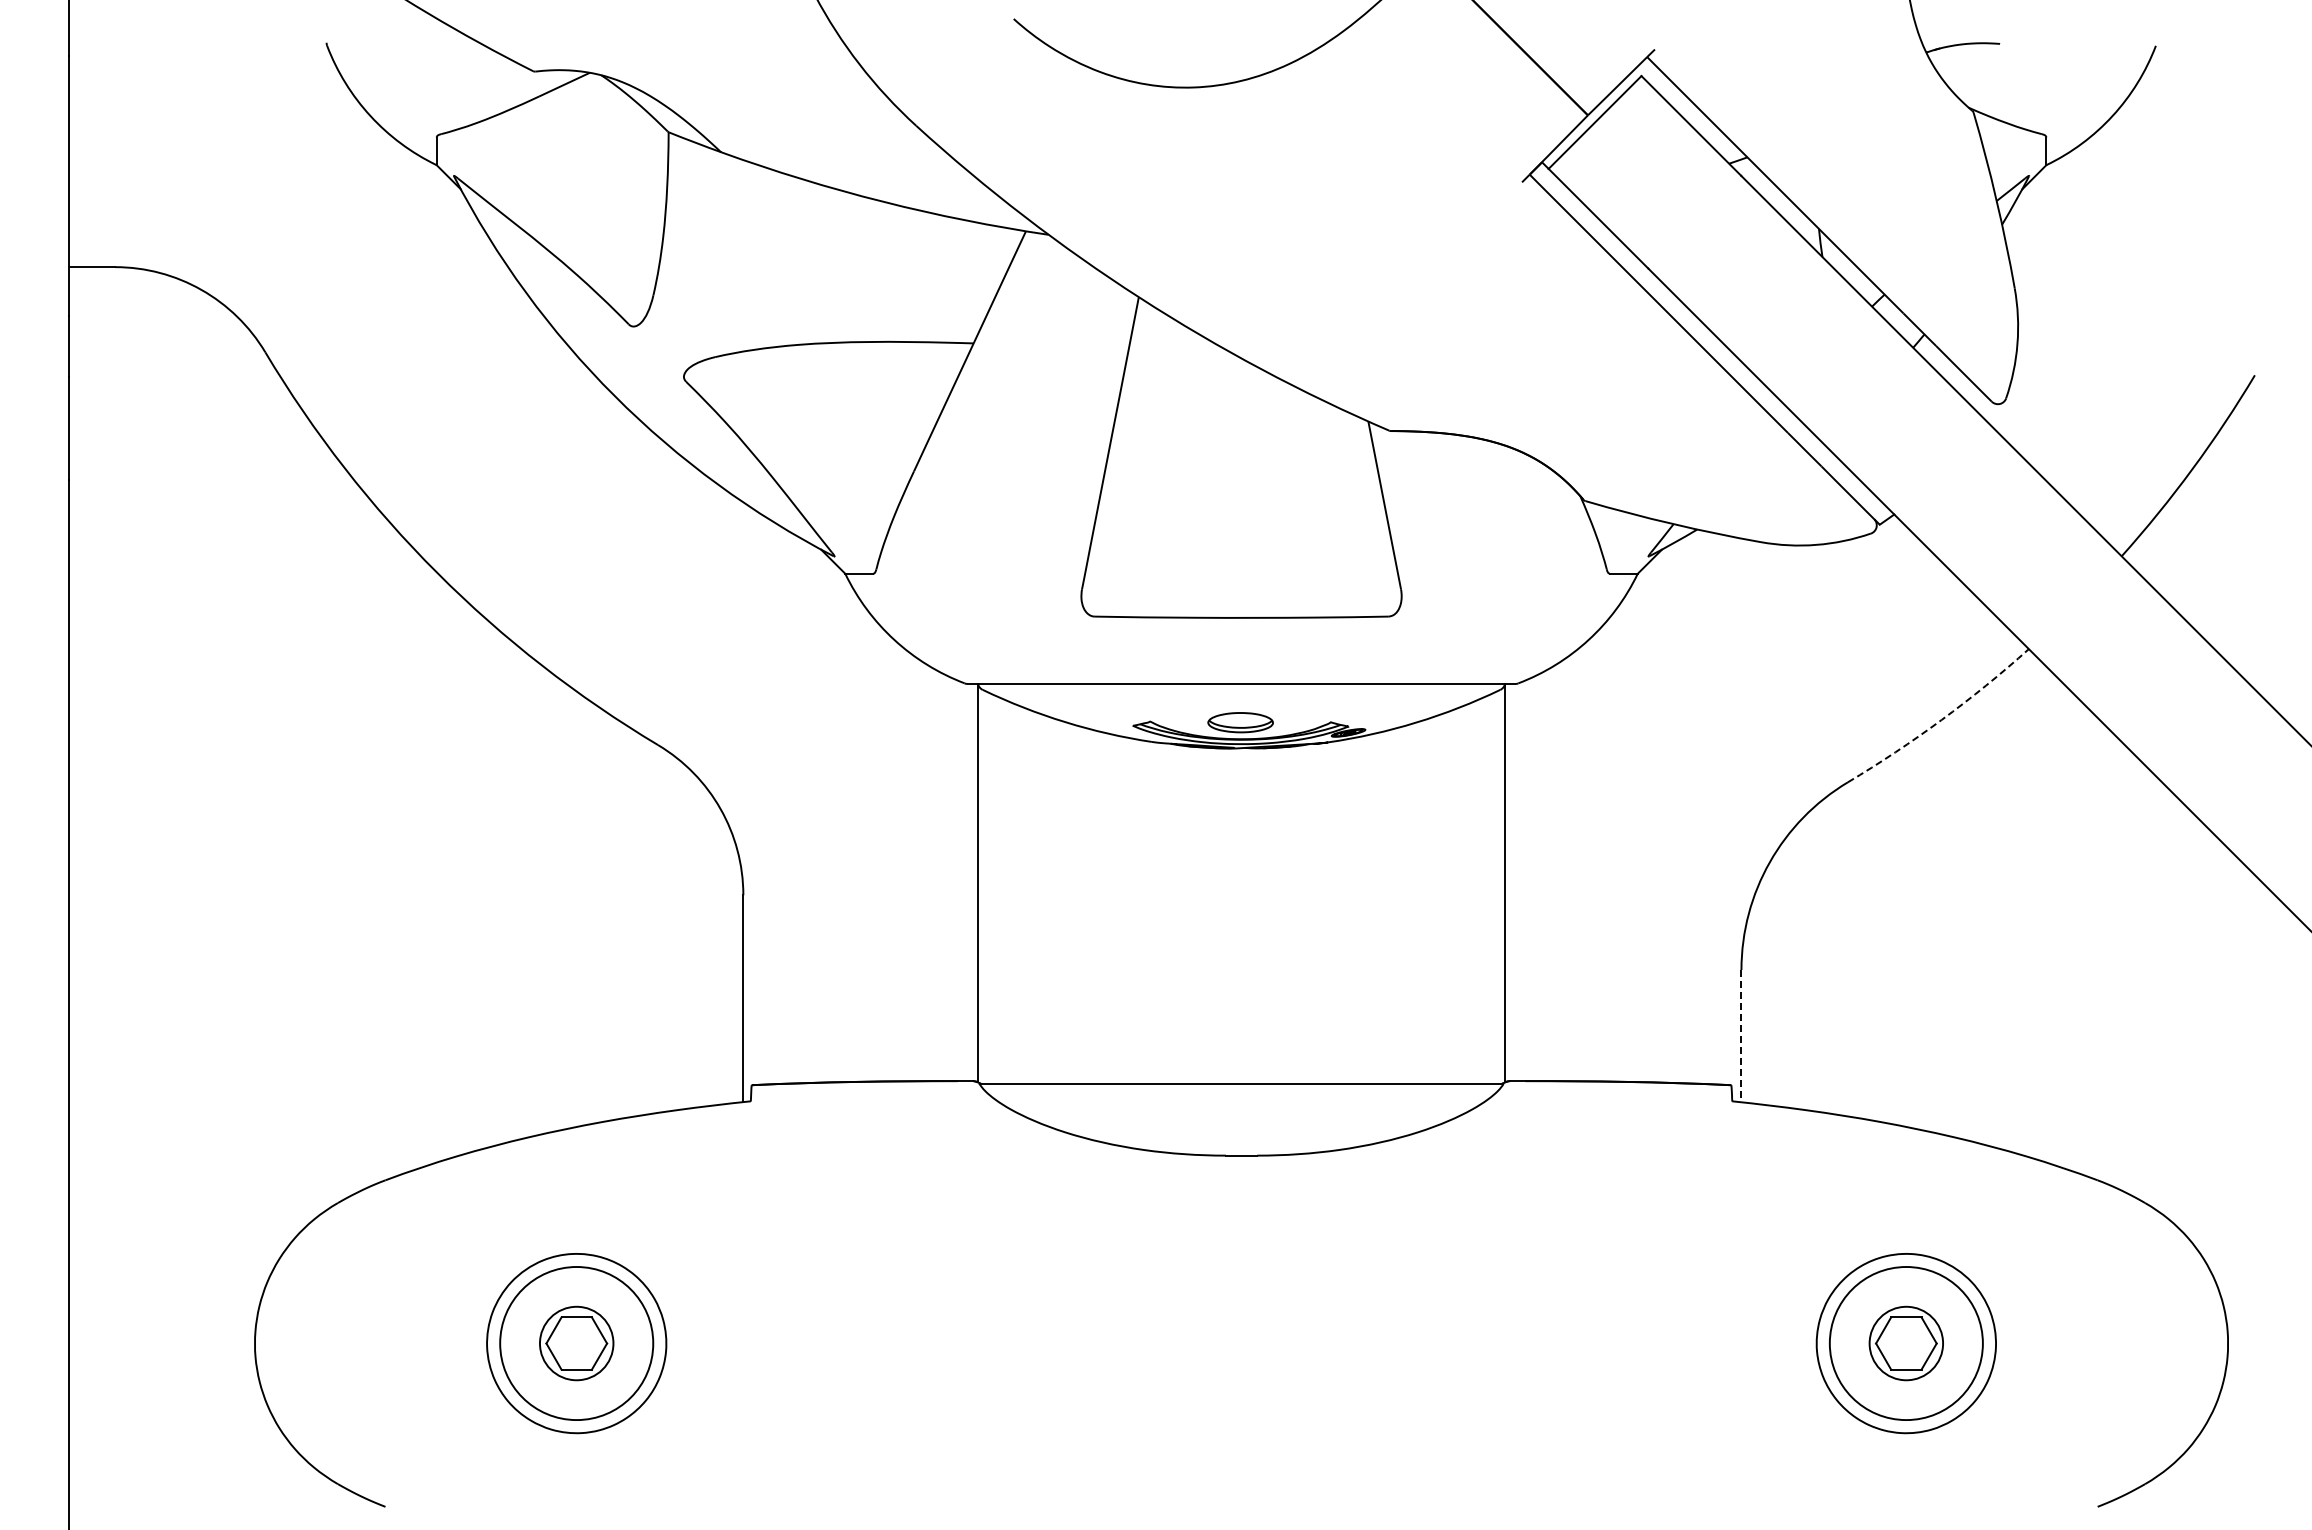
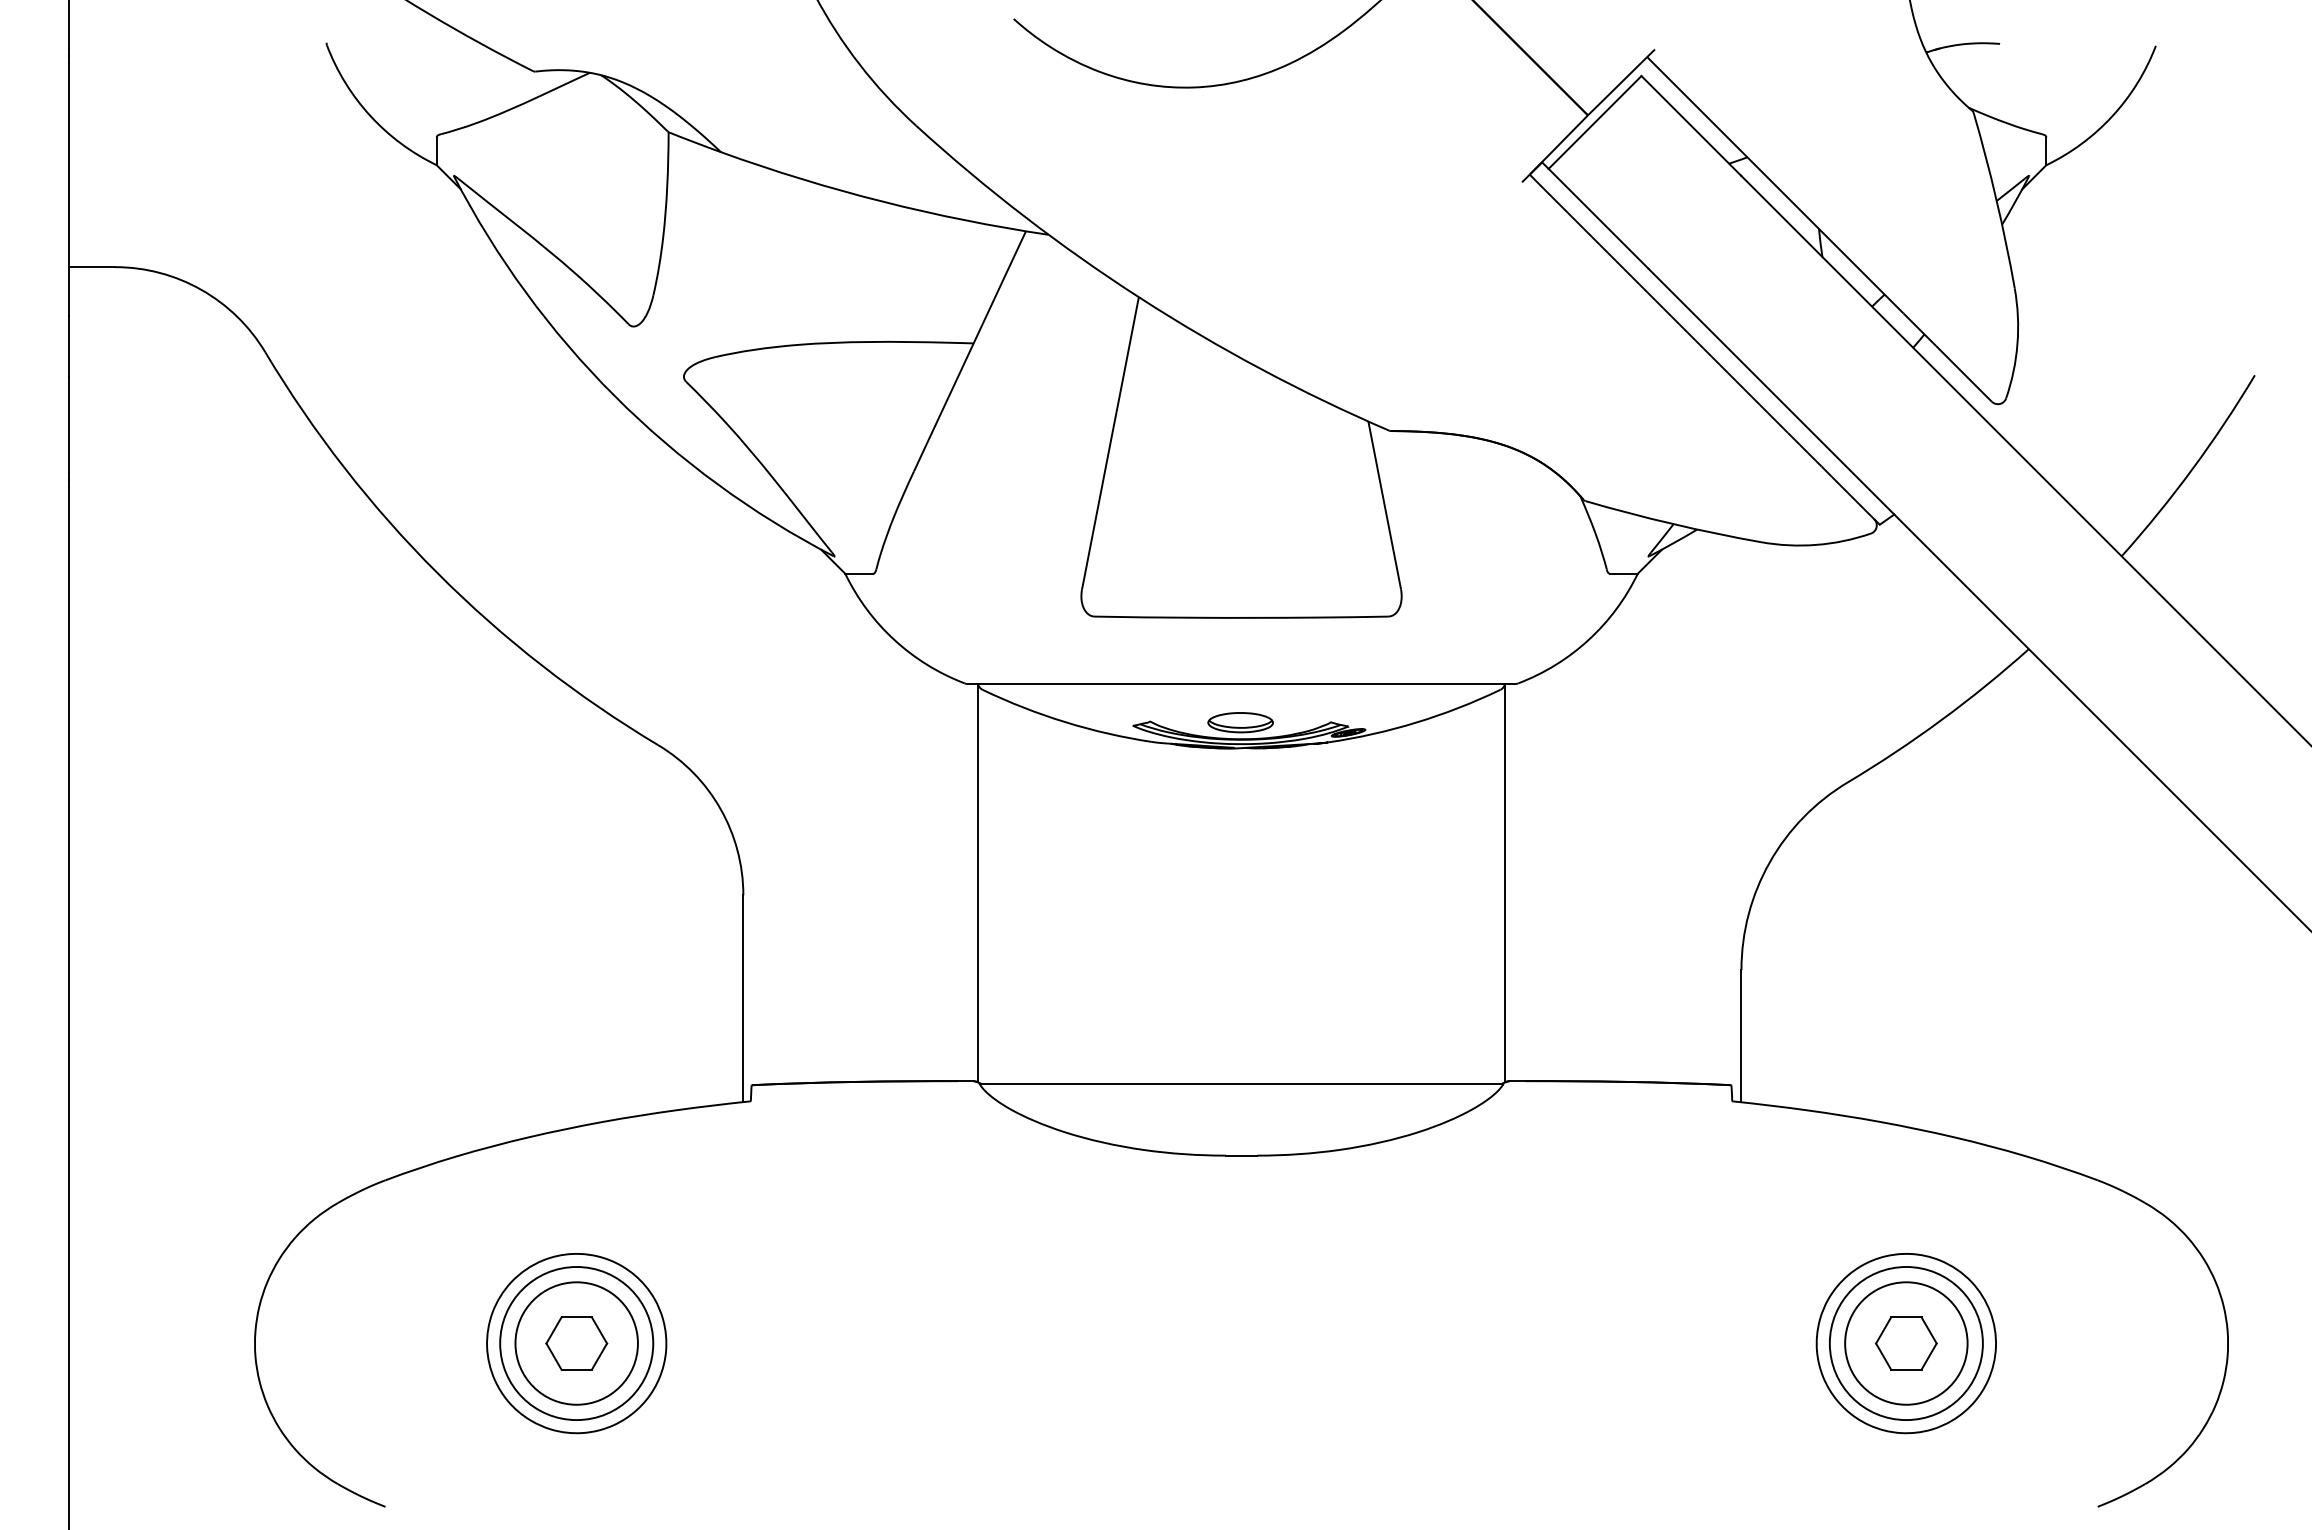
arc: dashed -> solid (1941, 720)
line: dashed -> solid (1741, 1036)
circle diameter: 73 px -> 122 px (576, 1343)
circle diameter: 73 px -> 122 px (1906, 1343)
